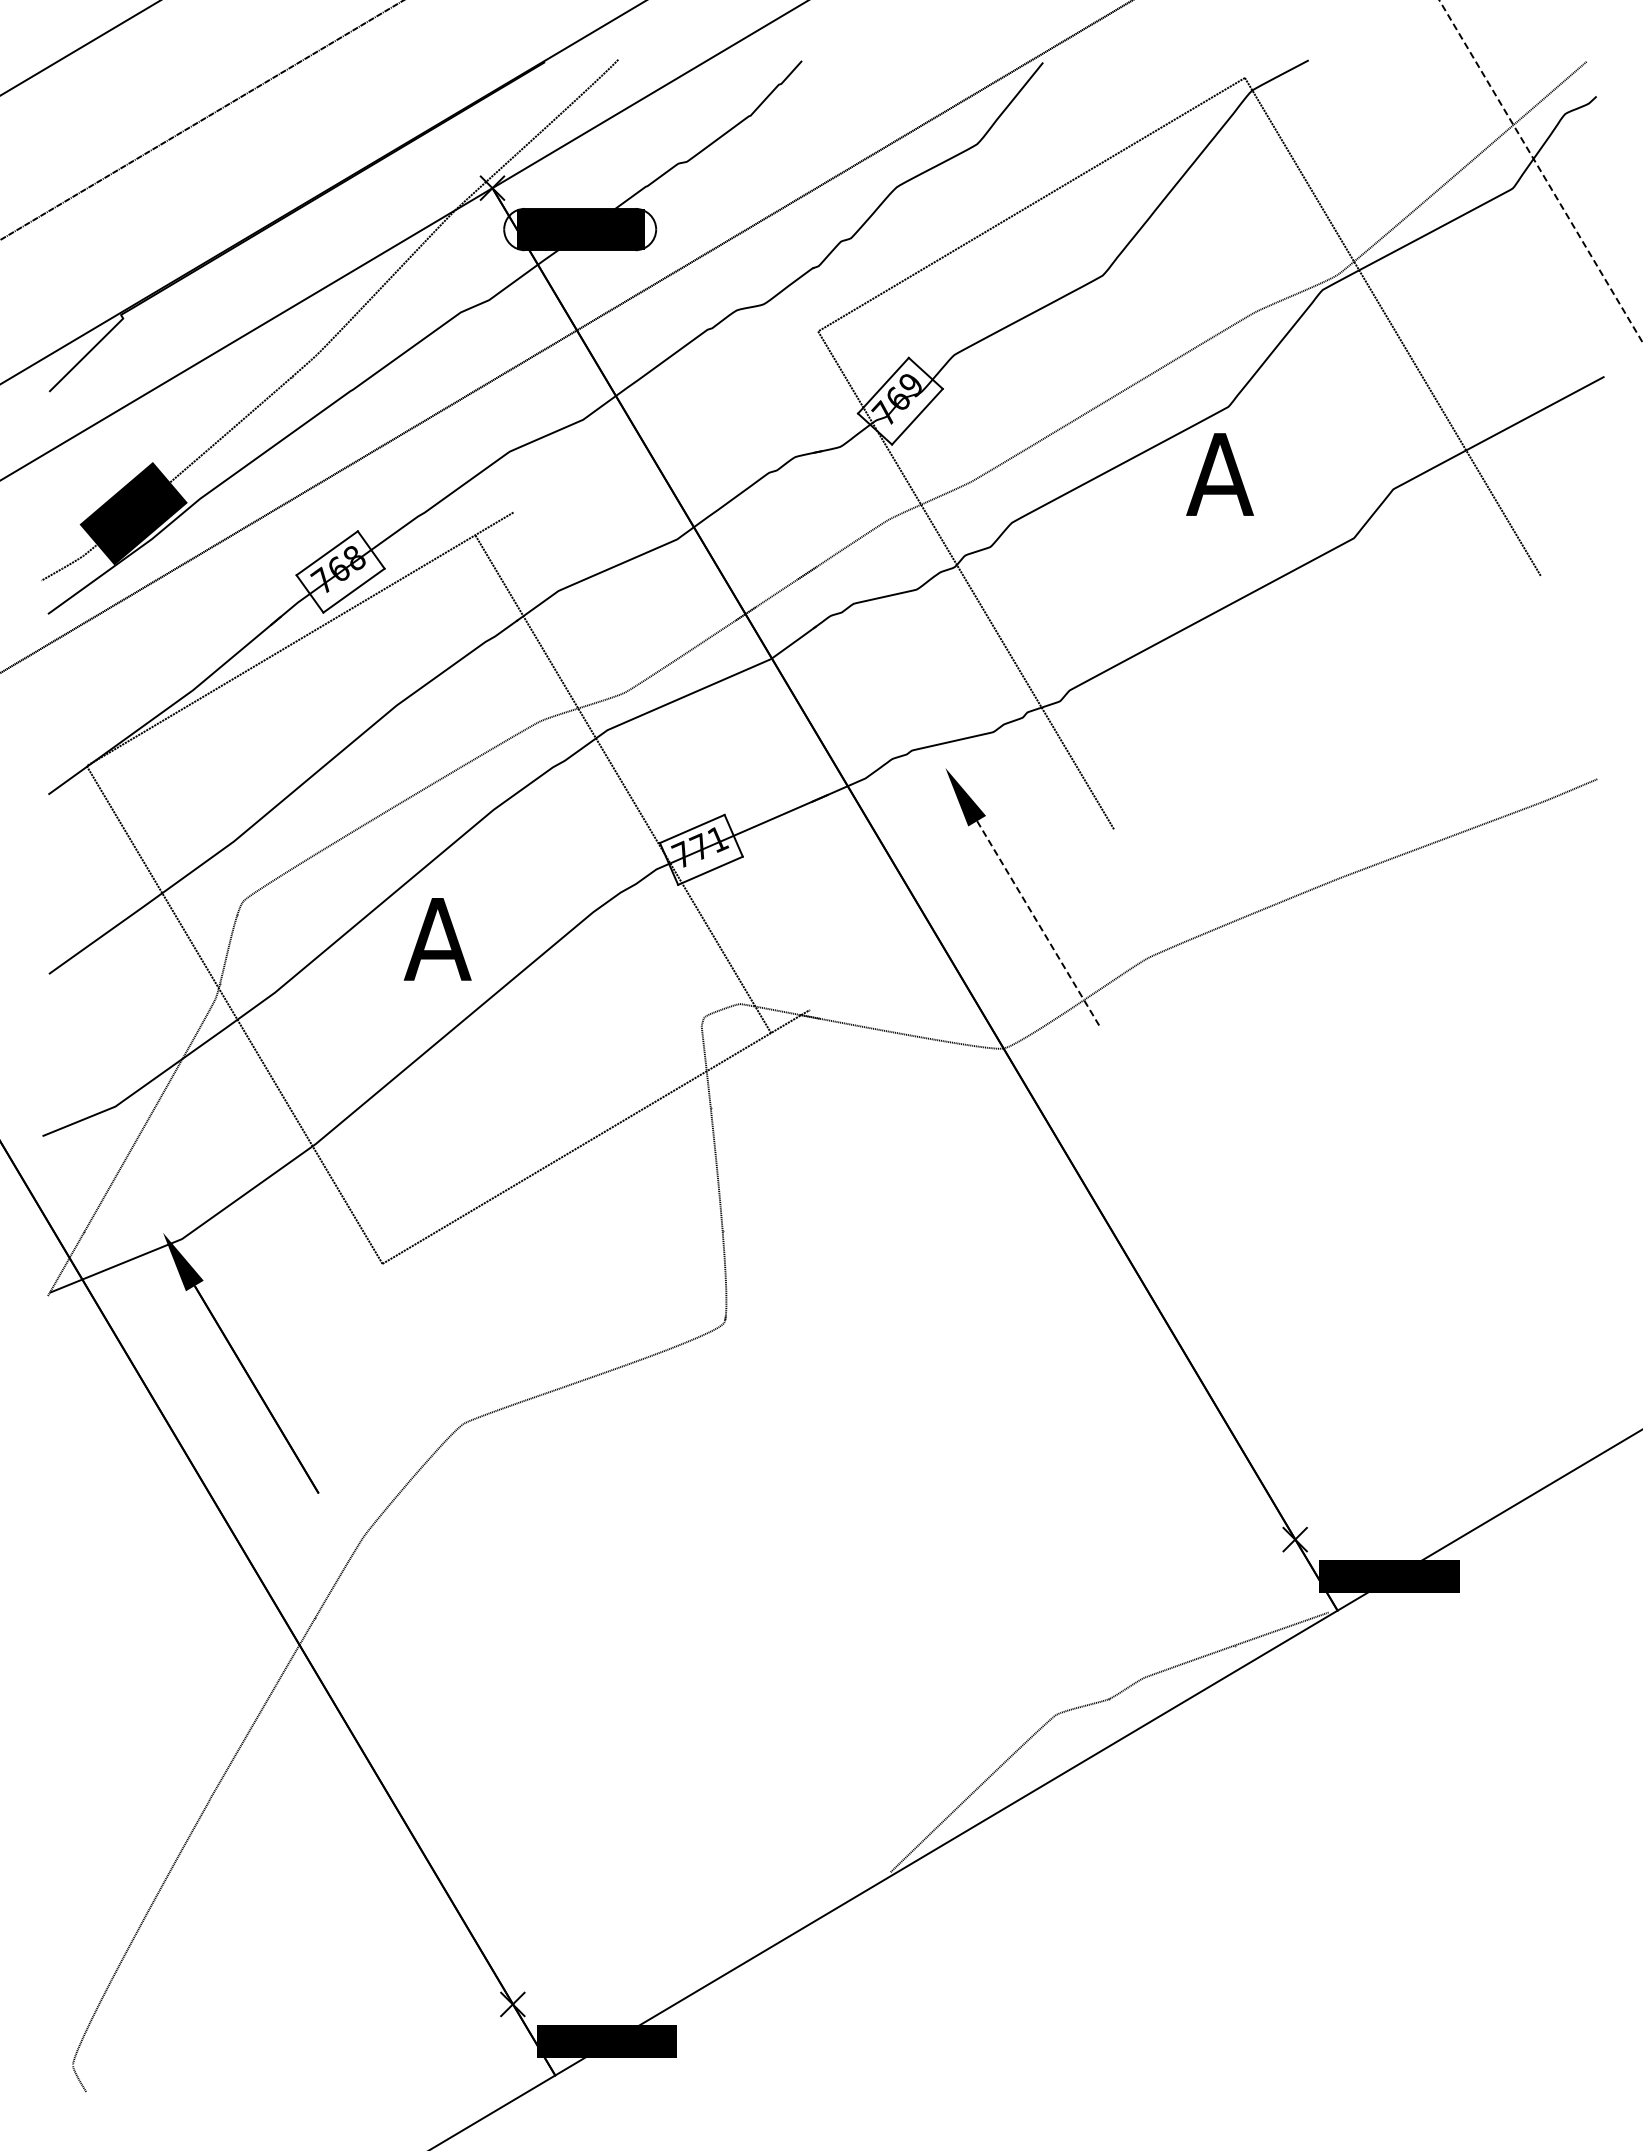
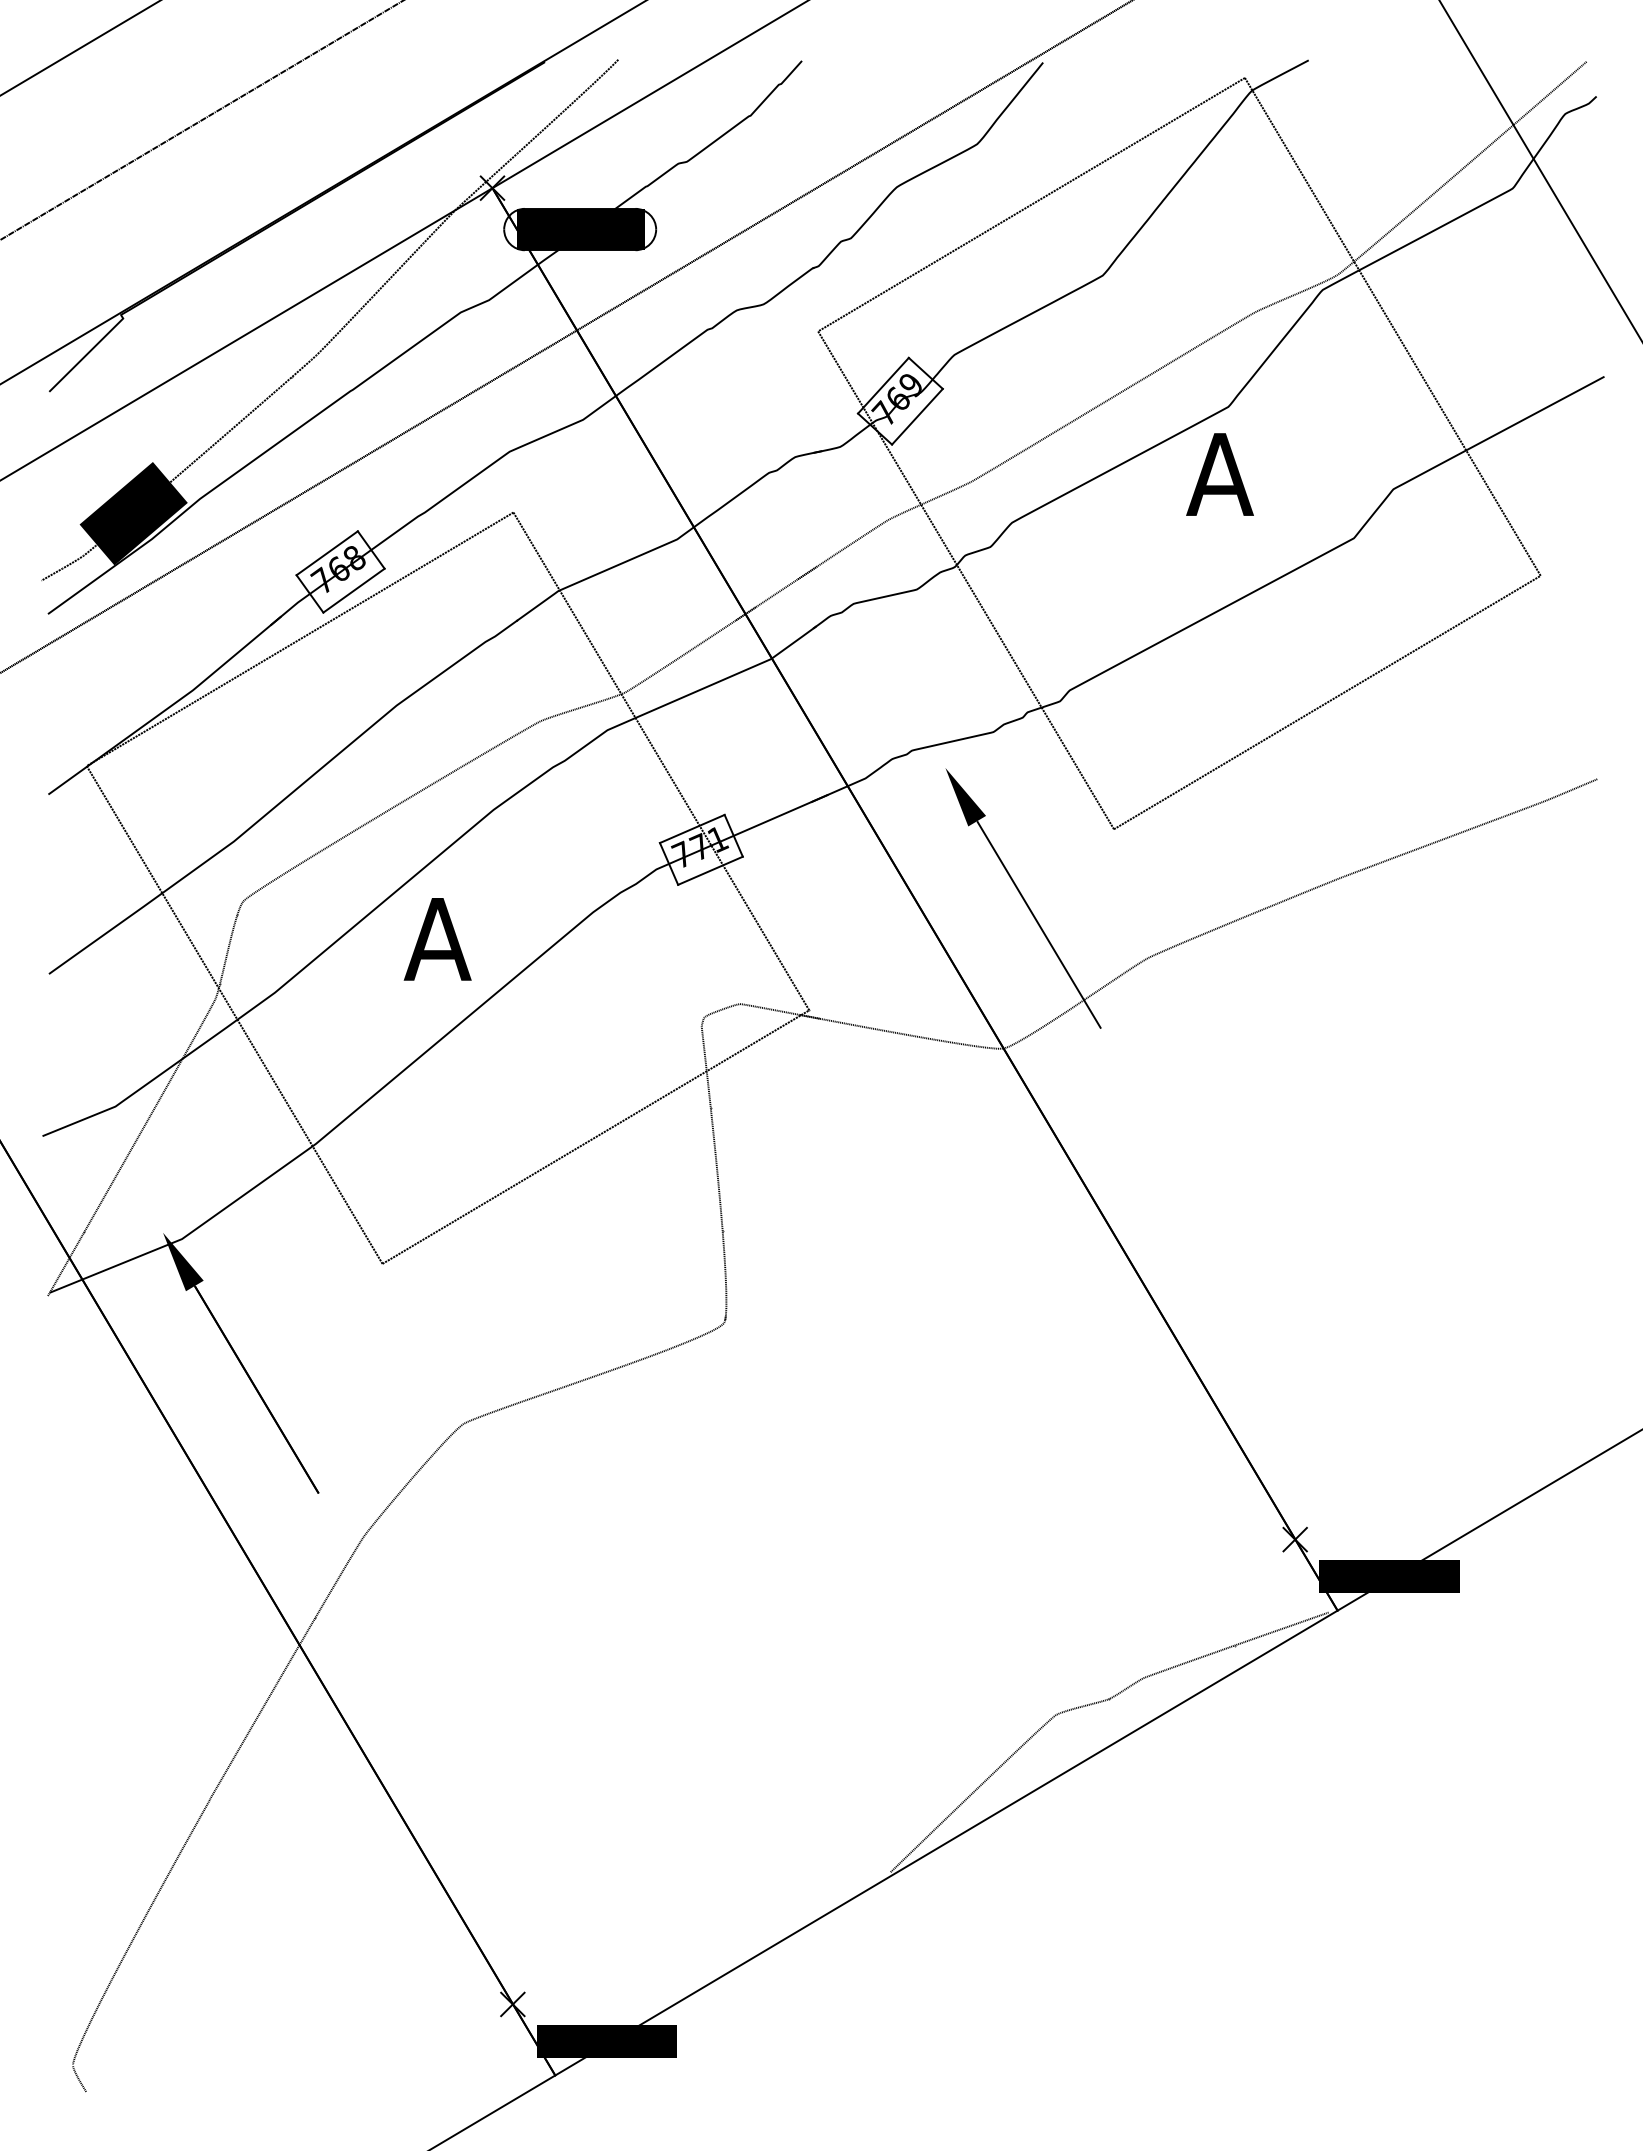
line: dashed -> solid (1540, 171)
line: none -> present (1327, 702)
line position: (623, 784) -> (661, 761) (661, 761)
line: dashed -> solid (1039, 924)
